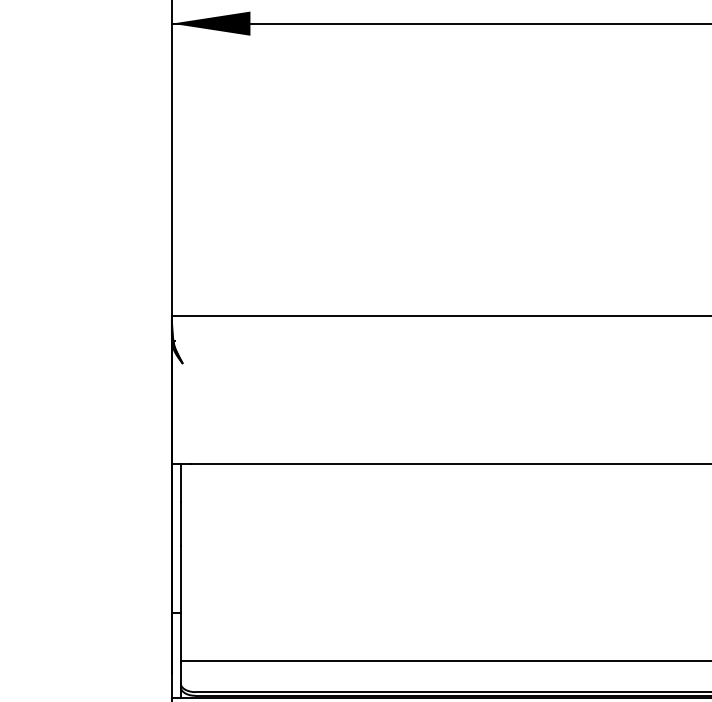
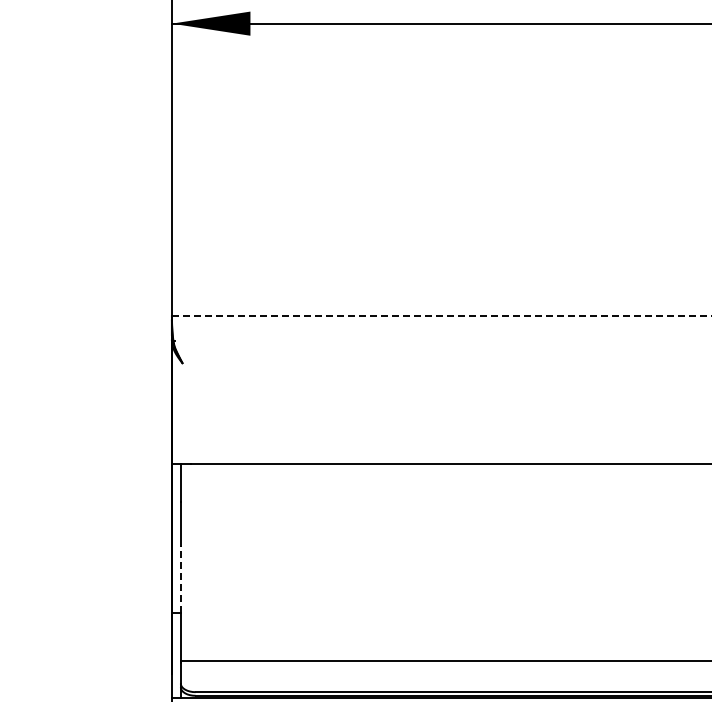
line: solid -> dashed (441, 315)
line: solid -> dashed (180, 579)
